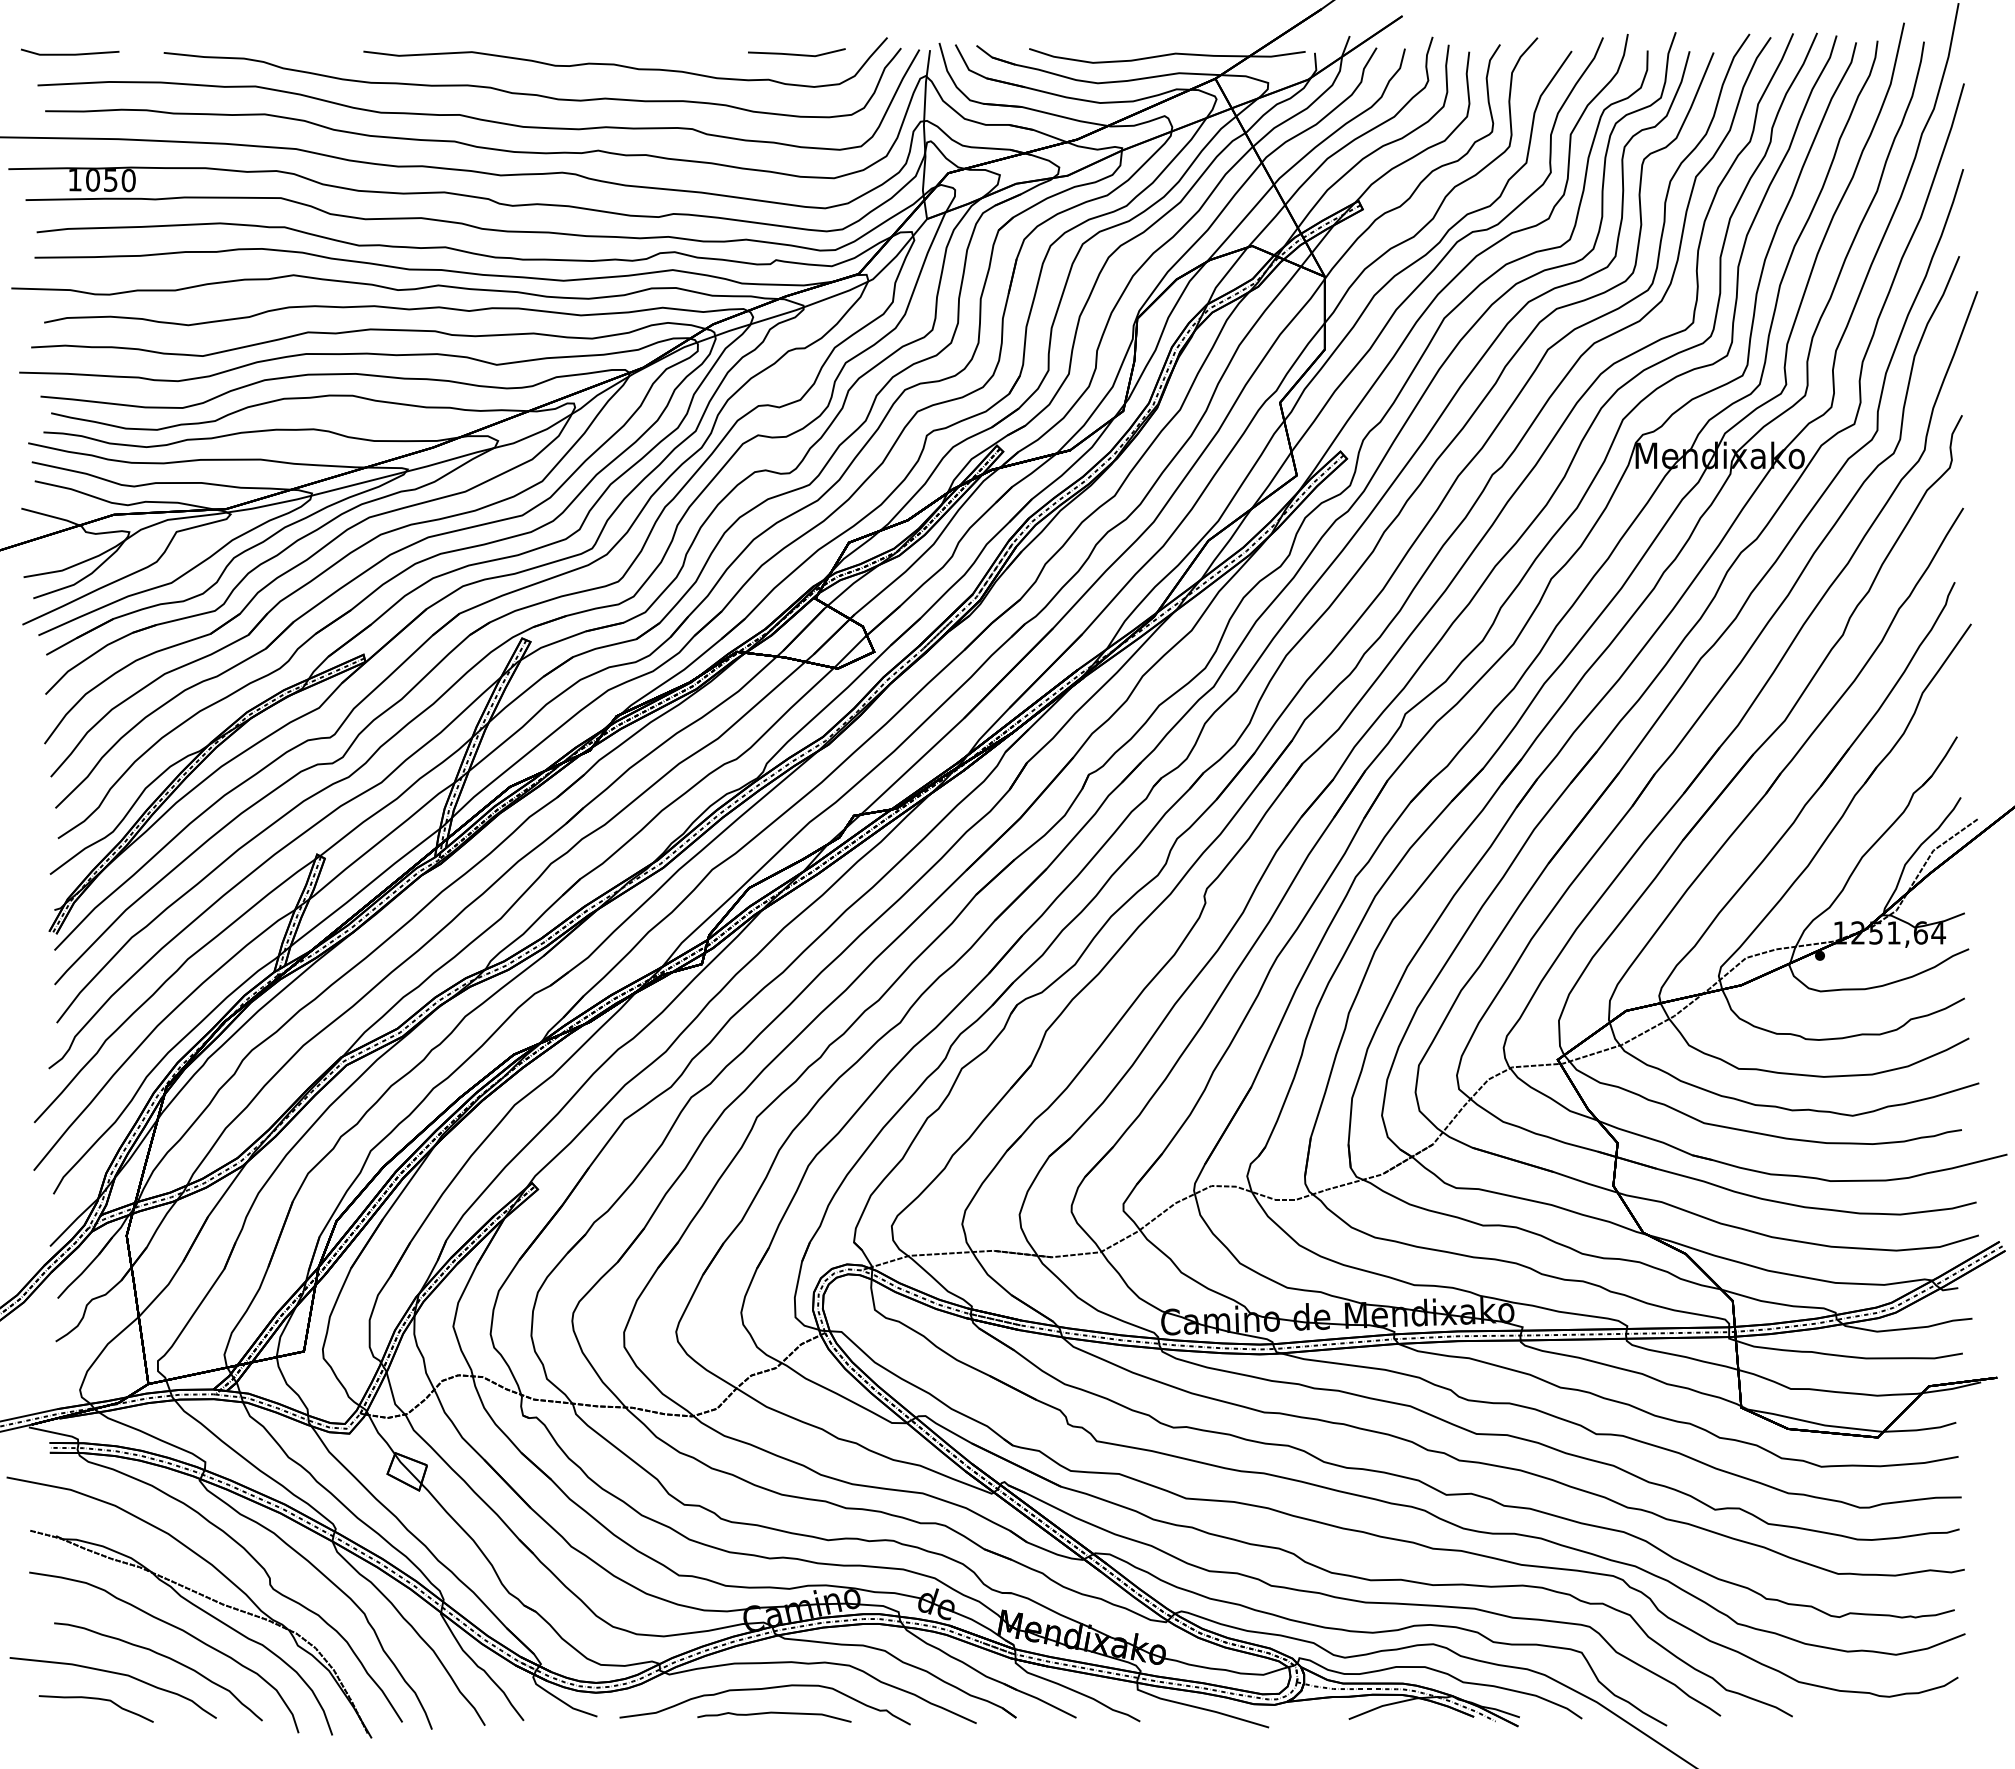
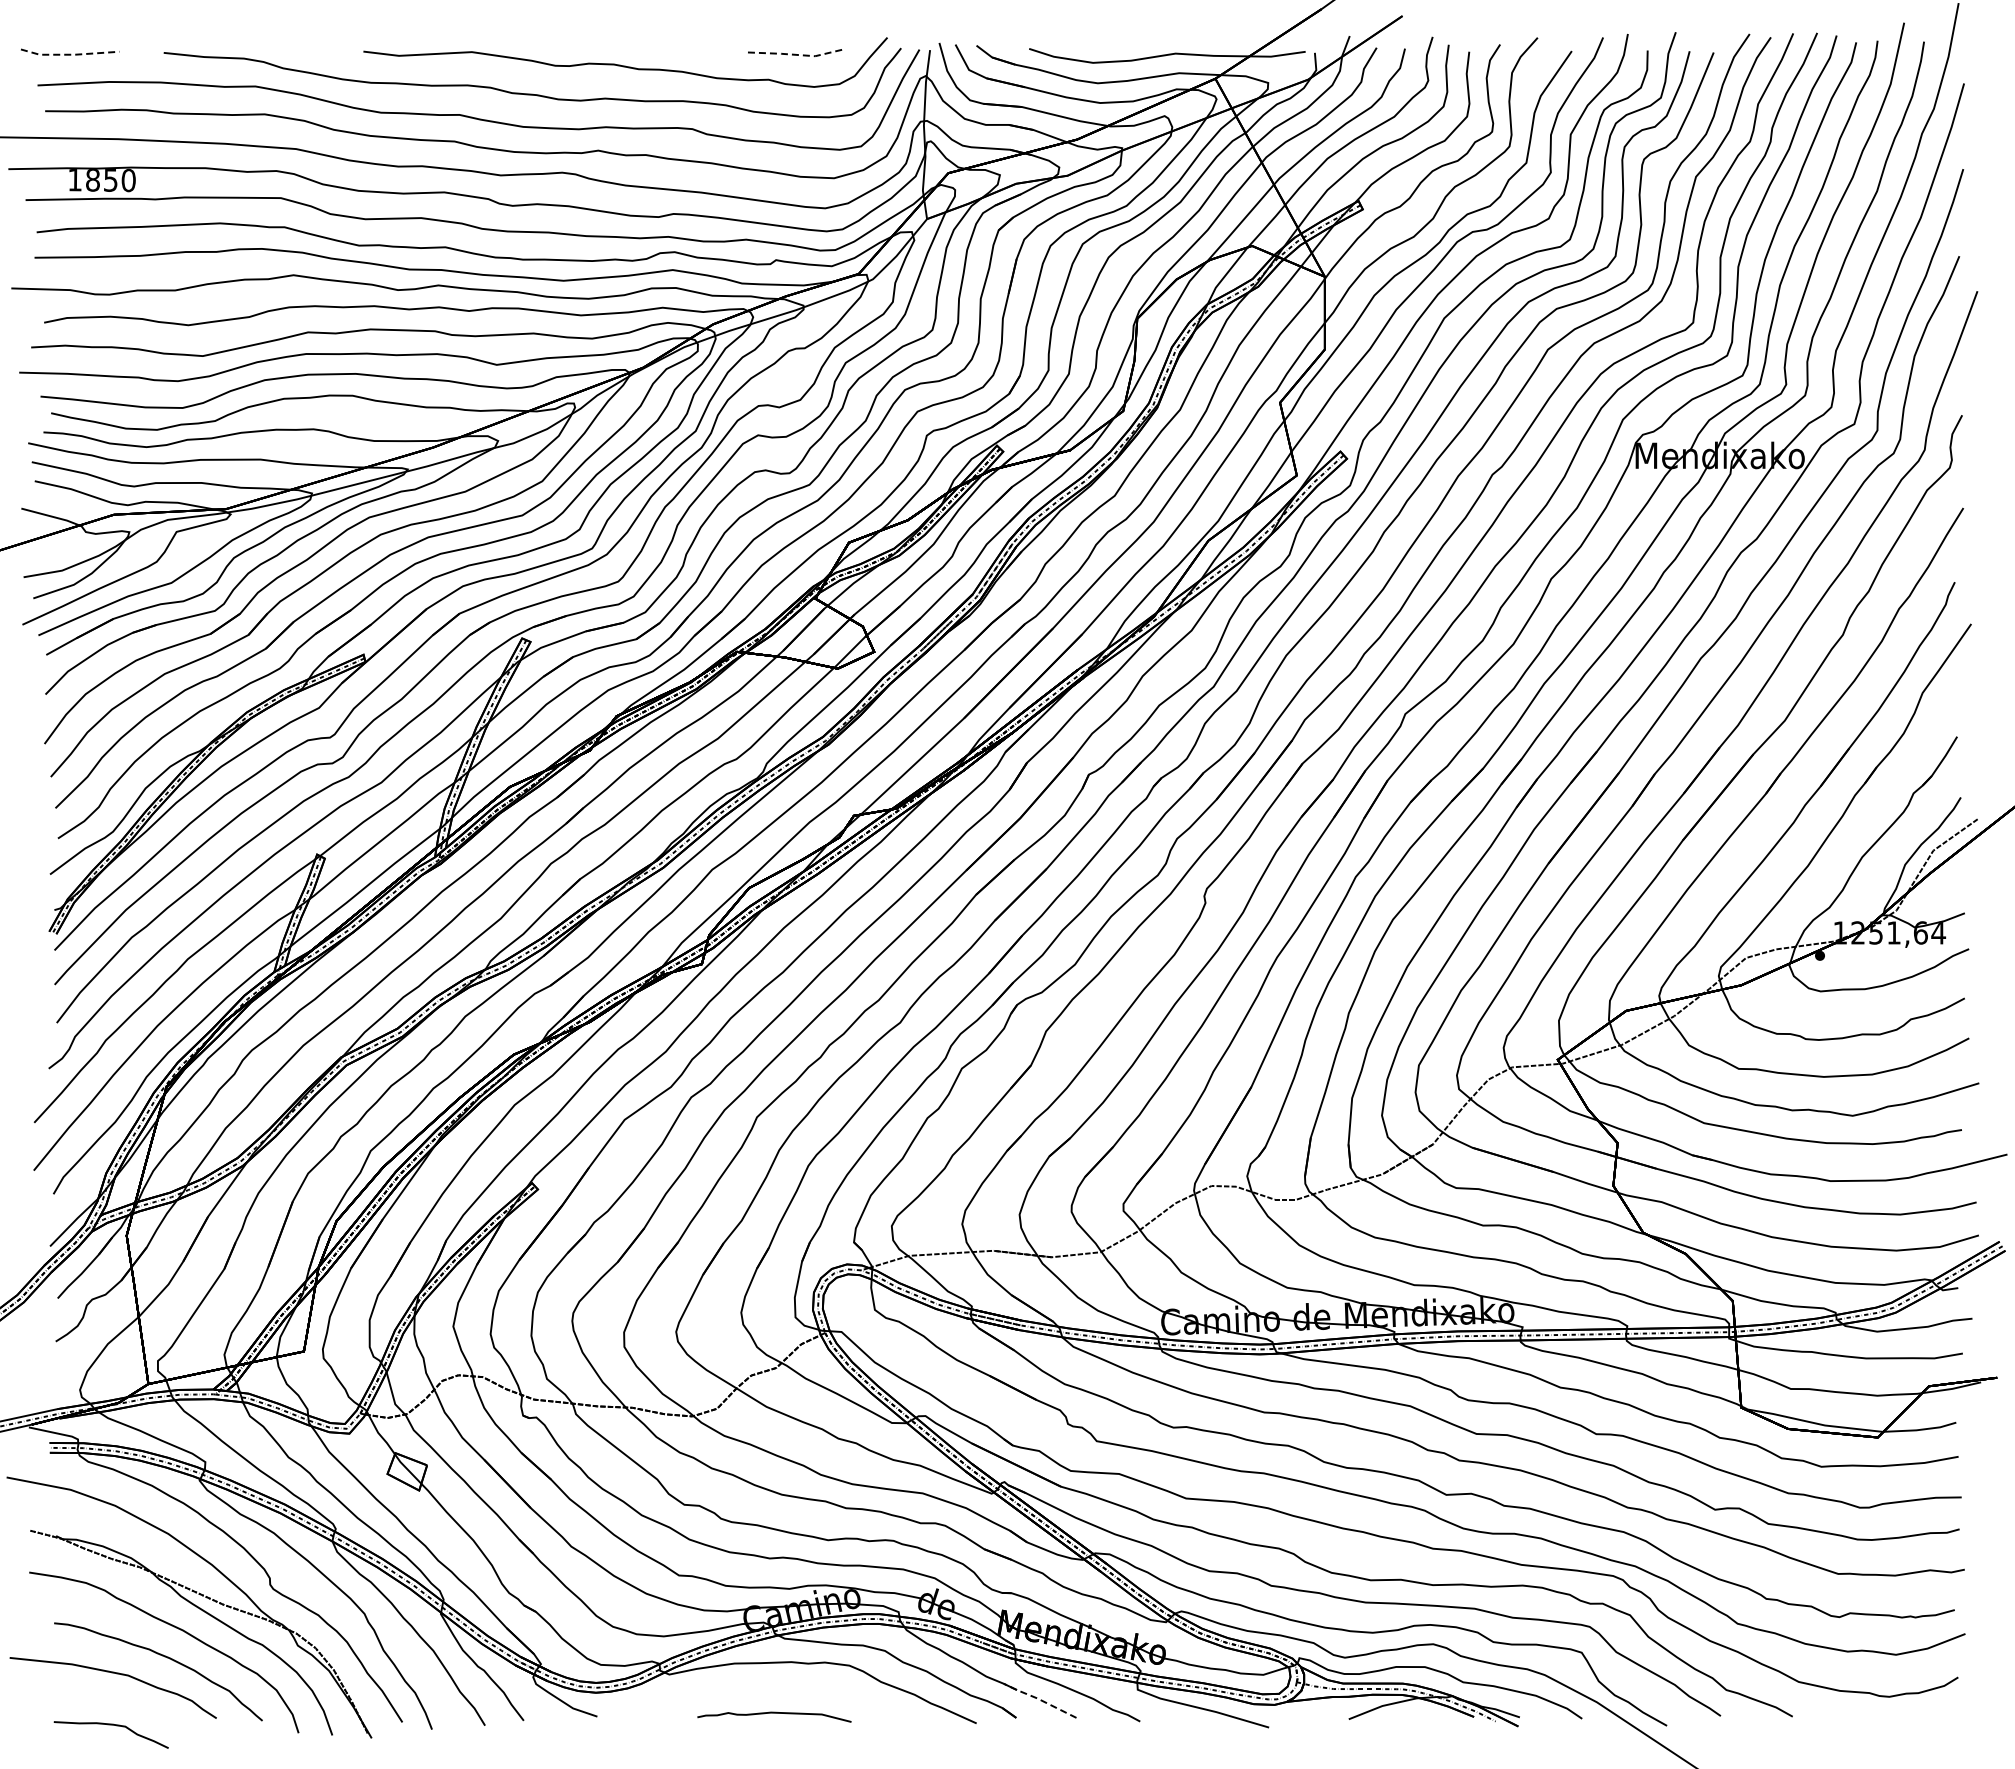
line: solid -> dashed (70, 54)
line: solid -> dashed (797, 54)
text: 1050 -> 1850 (93, 180)
curve: present -> none (764, 1689)
curve position: (95, 1699) -> (110, 1725) (110, 1725)
line: solid -> dashed (1039, 1699)
